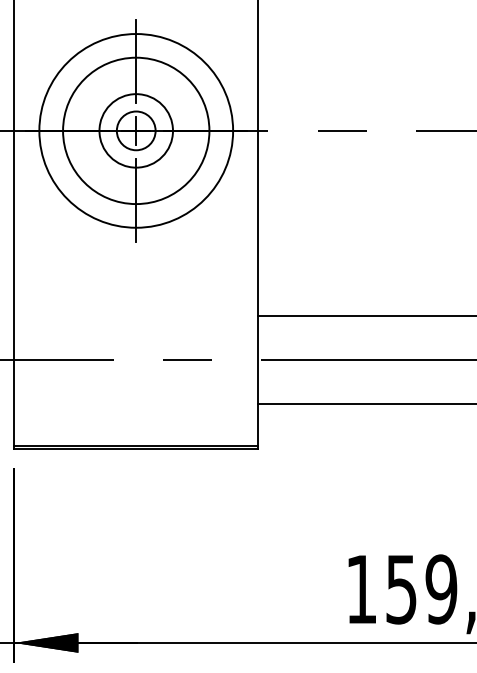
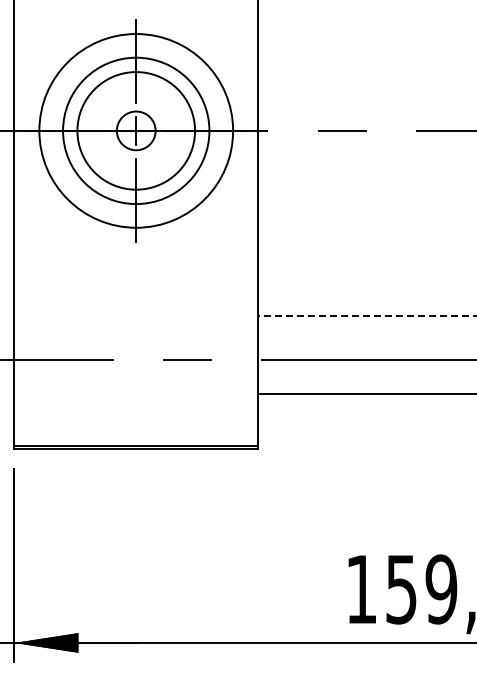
circle diameter: 74 px -> 118 px (136, 130)
line: solid -> dashed (366, 315)
line position: (365, 404) -> (365, 394) (365, 394)
